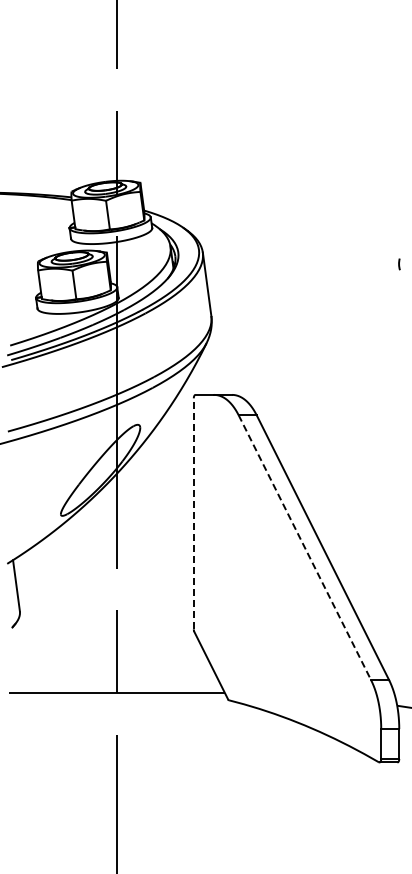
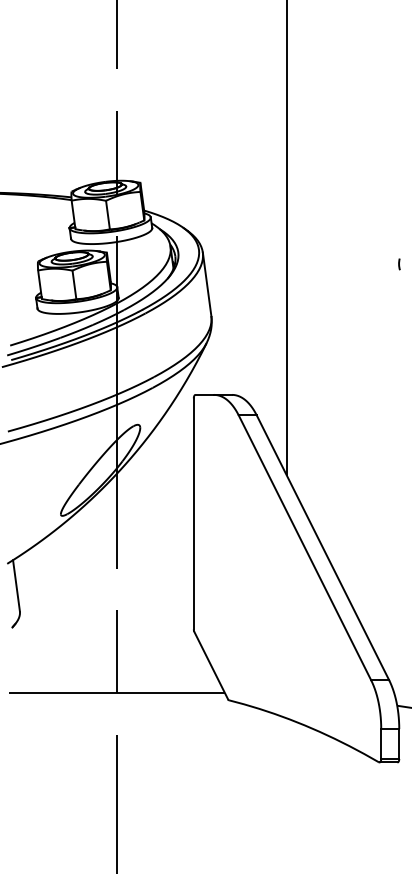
line: none -> present (286, 238)
line: dashed -> solid (193, 513)
line: dashed -> solid (305, 548)
